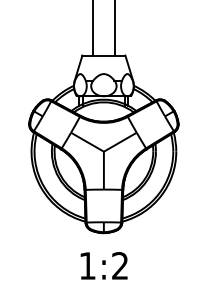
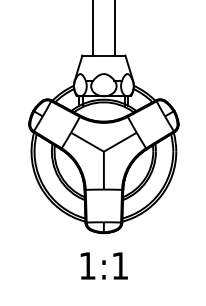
text: 1:2 -> 1:1 (119, 265)
